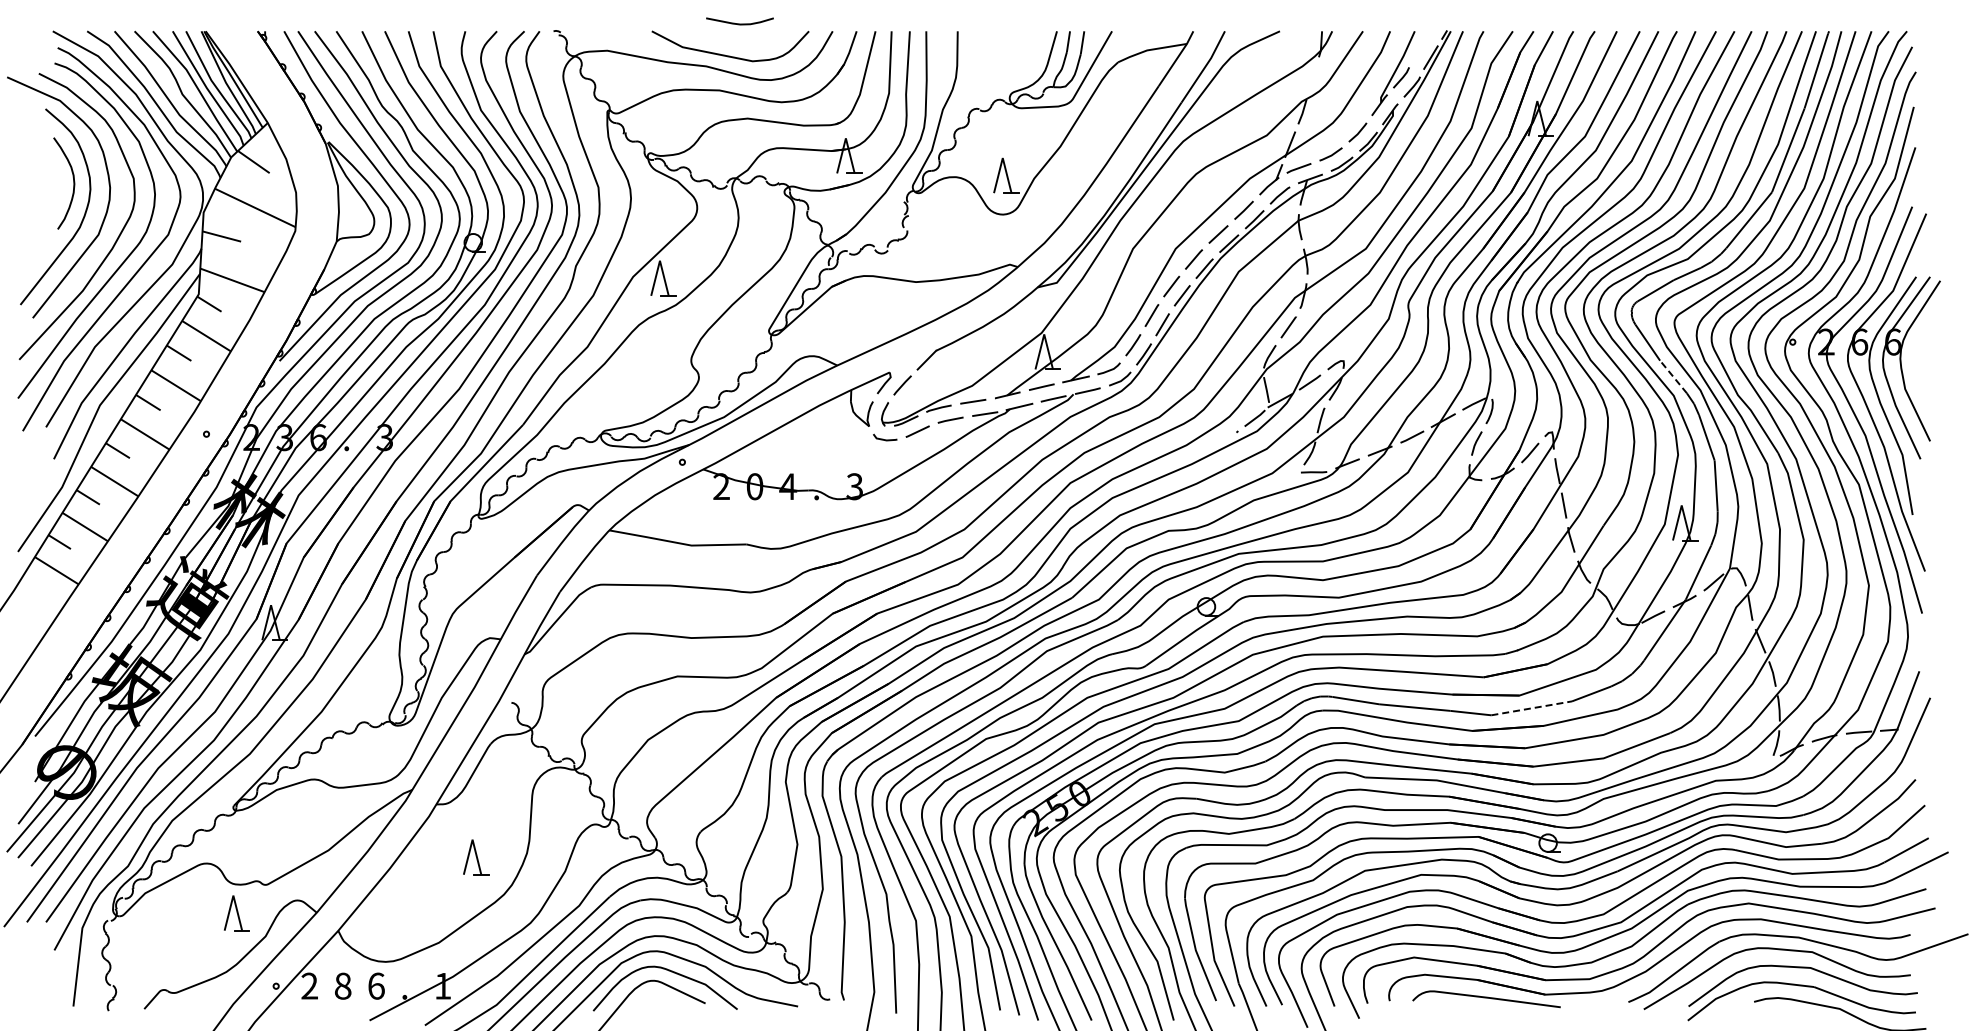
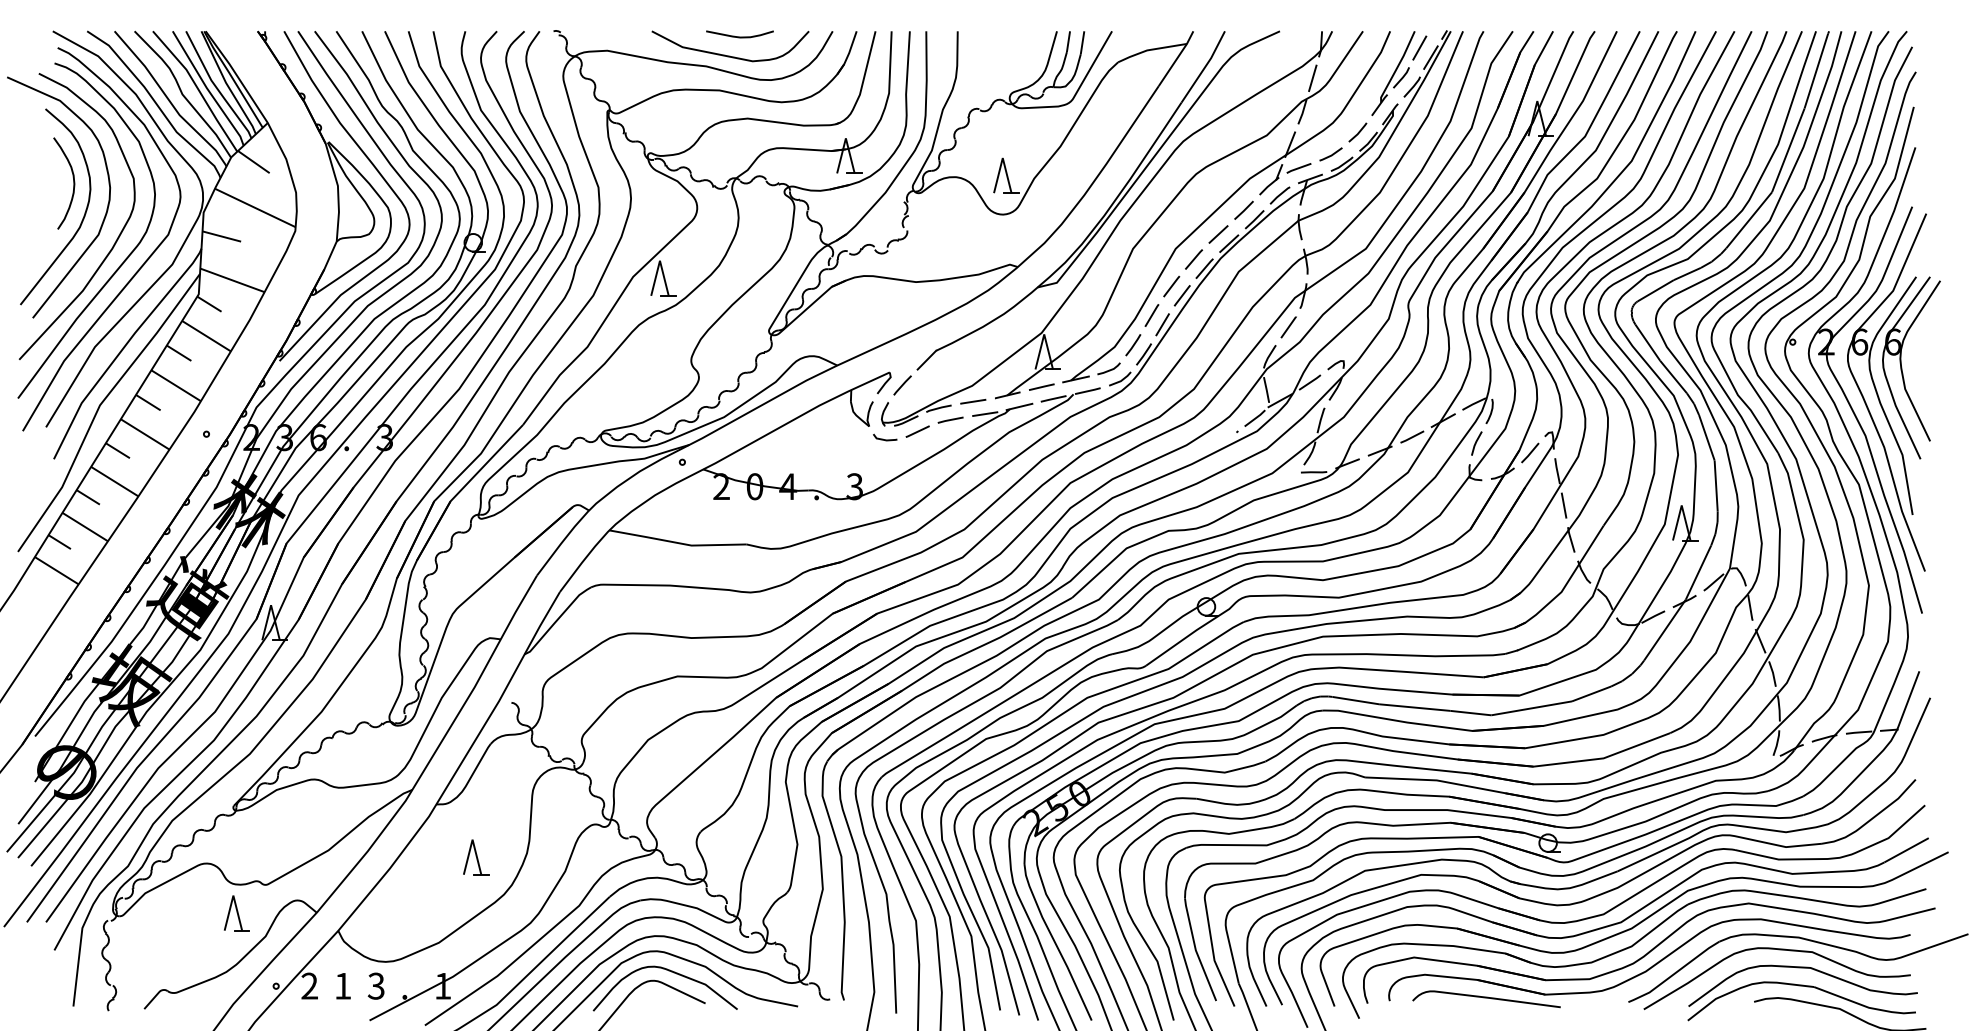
curve position: (739, 23) -> (739, 36) (739, 36)
line: none -> present (1419, 47)
line: none -> present (1312, 78)
line: dashed -> solid (1673, 376)
line: dashed -> solid (1531, 708)
text: 8 -> 1 (343, 985)
text: 6 -> 3 (375, 985)
